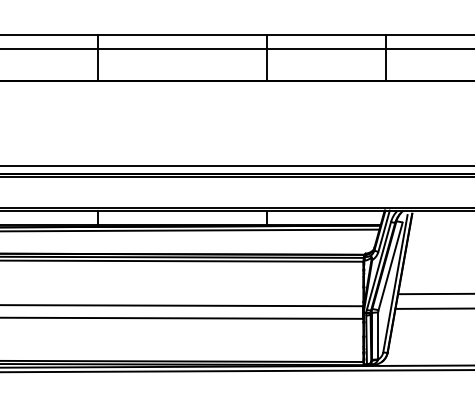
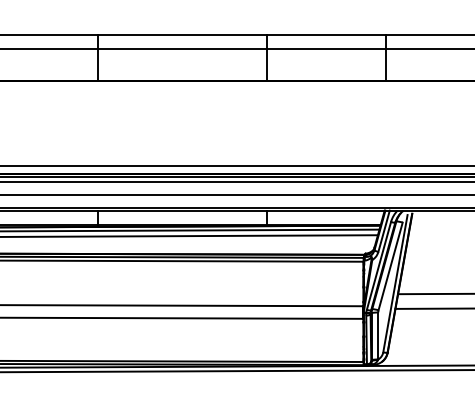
line: none -> present (236, 182)
line: none -> present (236, 194)
line: none -> present (189, 235)
